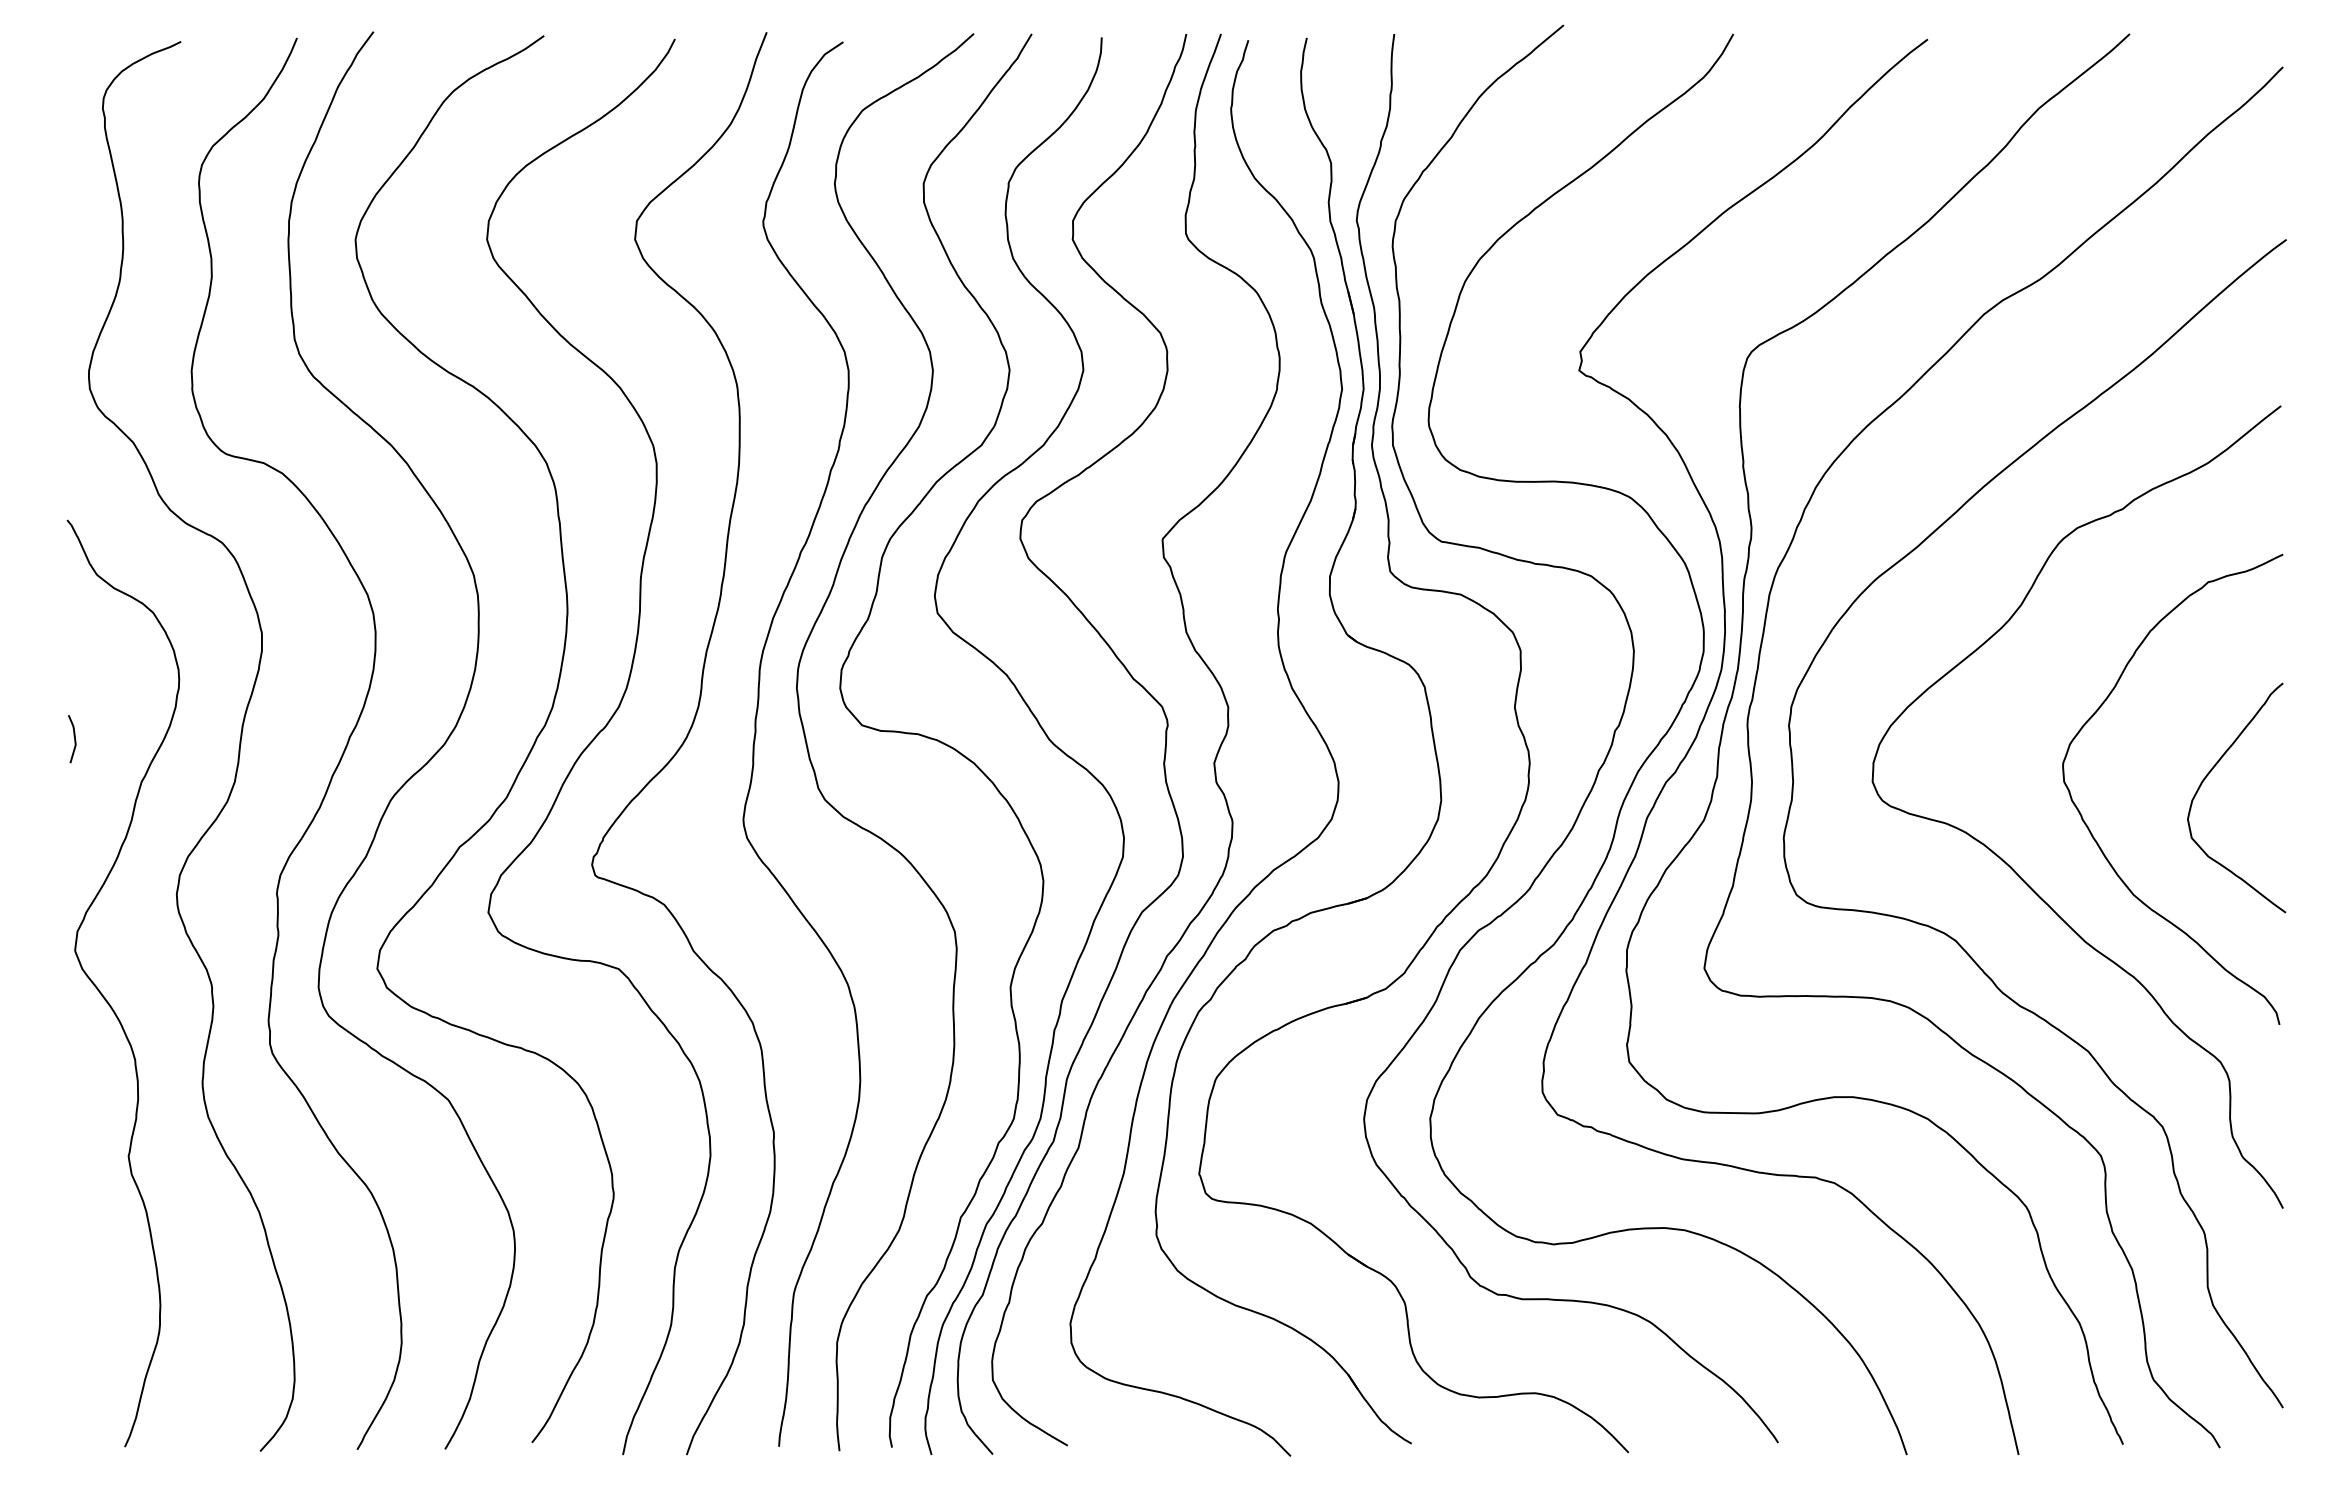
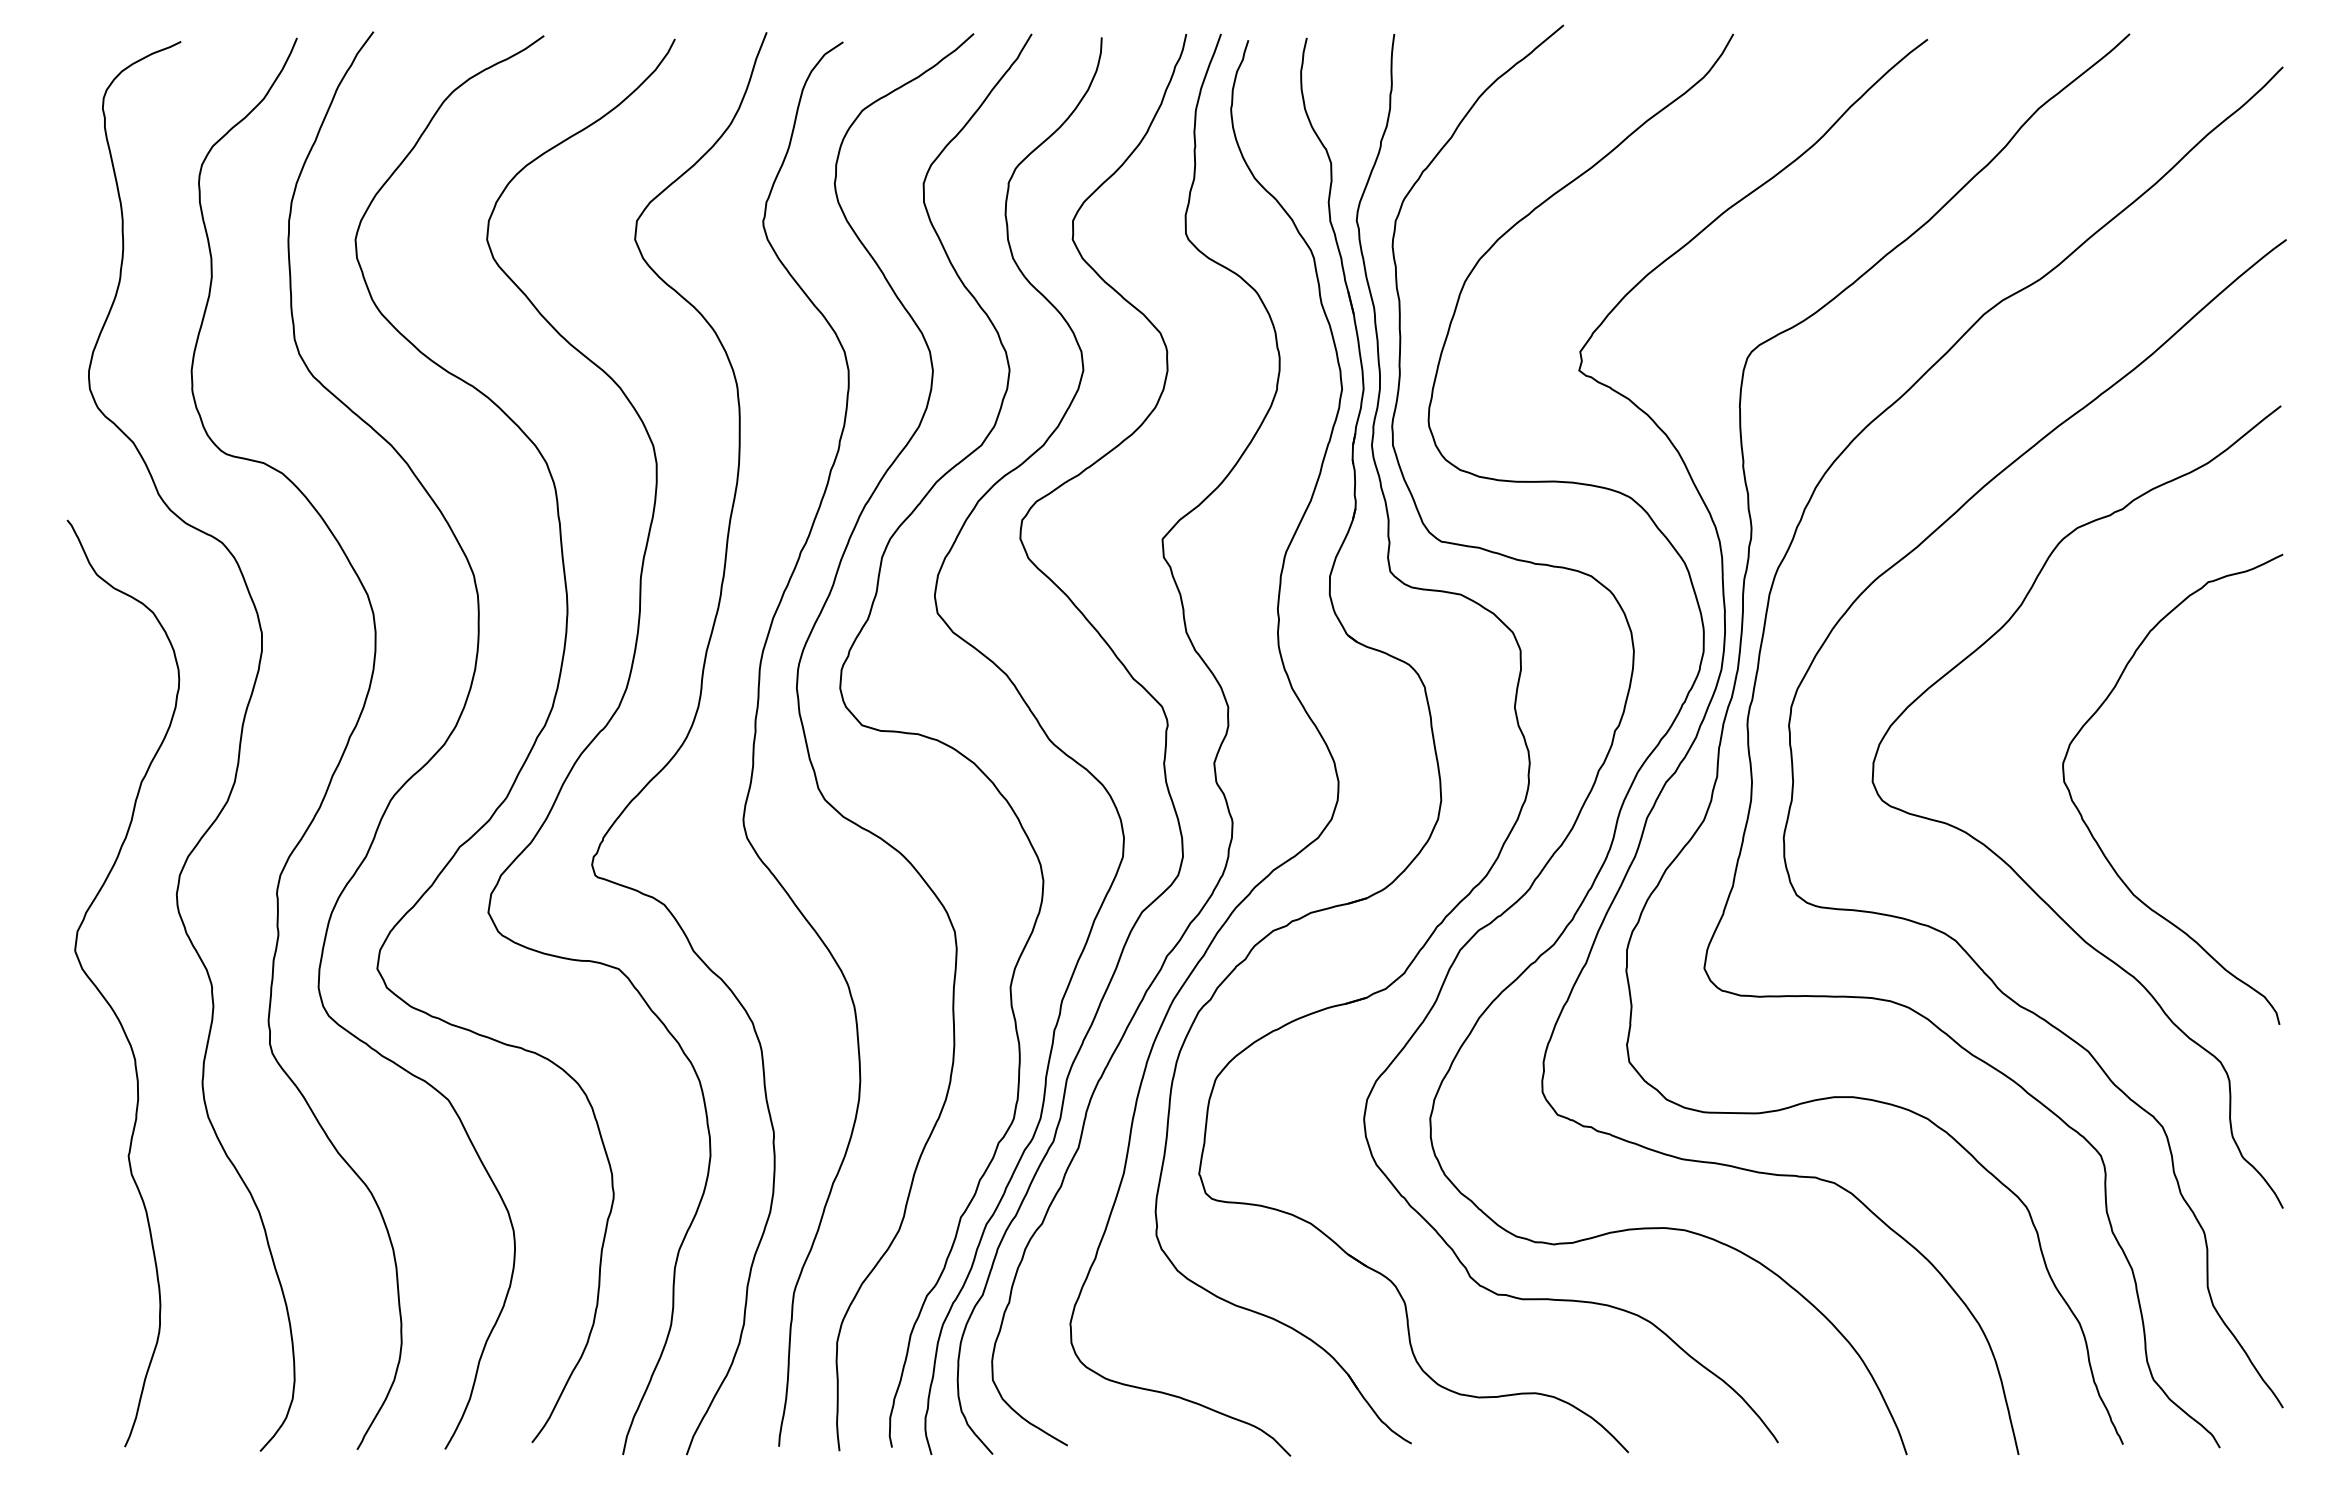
curve: present -> none (74, 739)
curve: present -> none (2208, 775)
